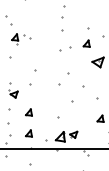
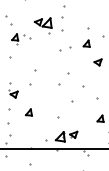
part: none -> present (42, 25)
part size: 14x13 px -> 10x9 px (97, 62)
part: present -> none (28, 133)
